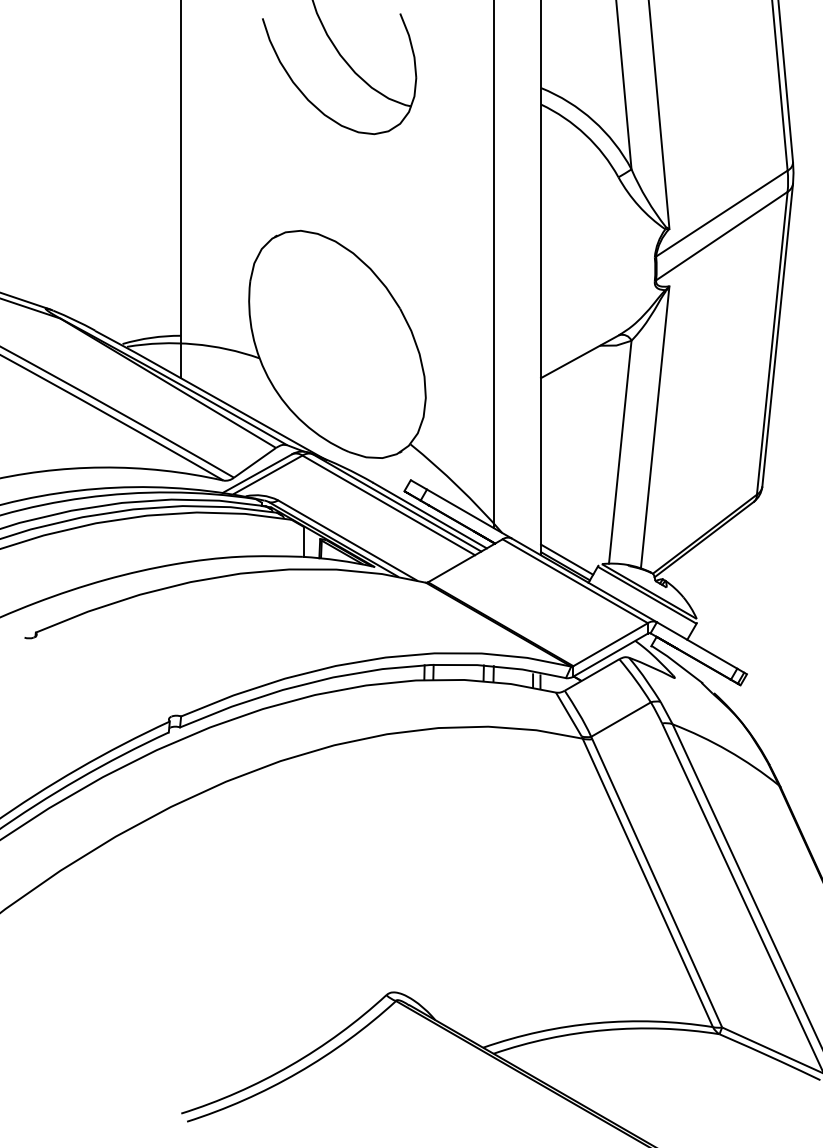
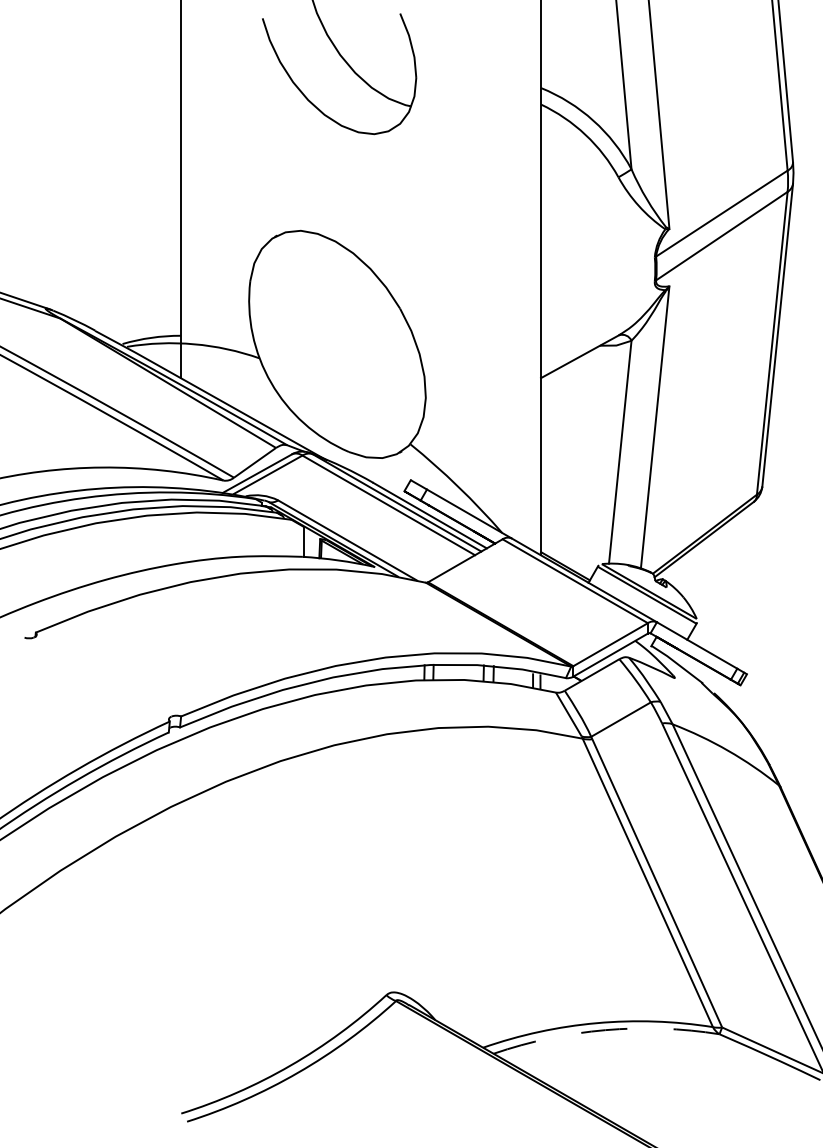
line: present -> none (493, 265)
line: present -> none (567, 559)
arc: solid -> dashed (605, 1030)
